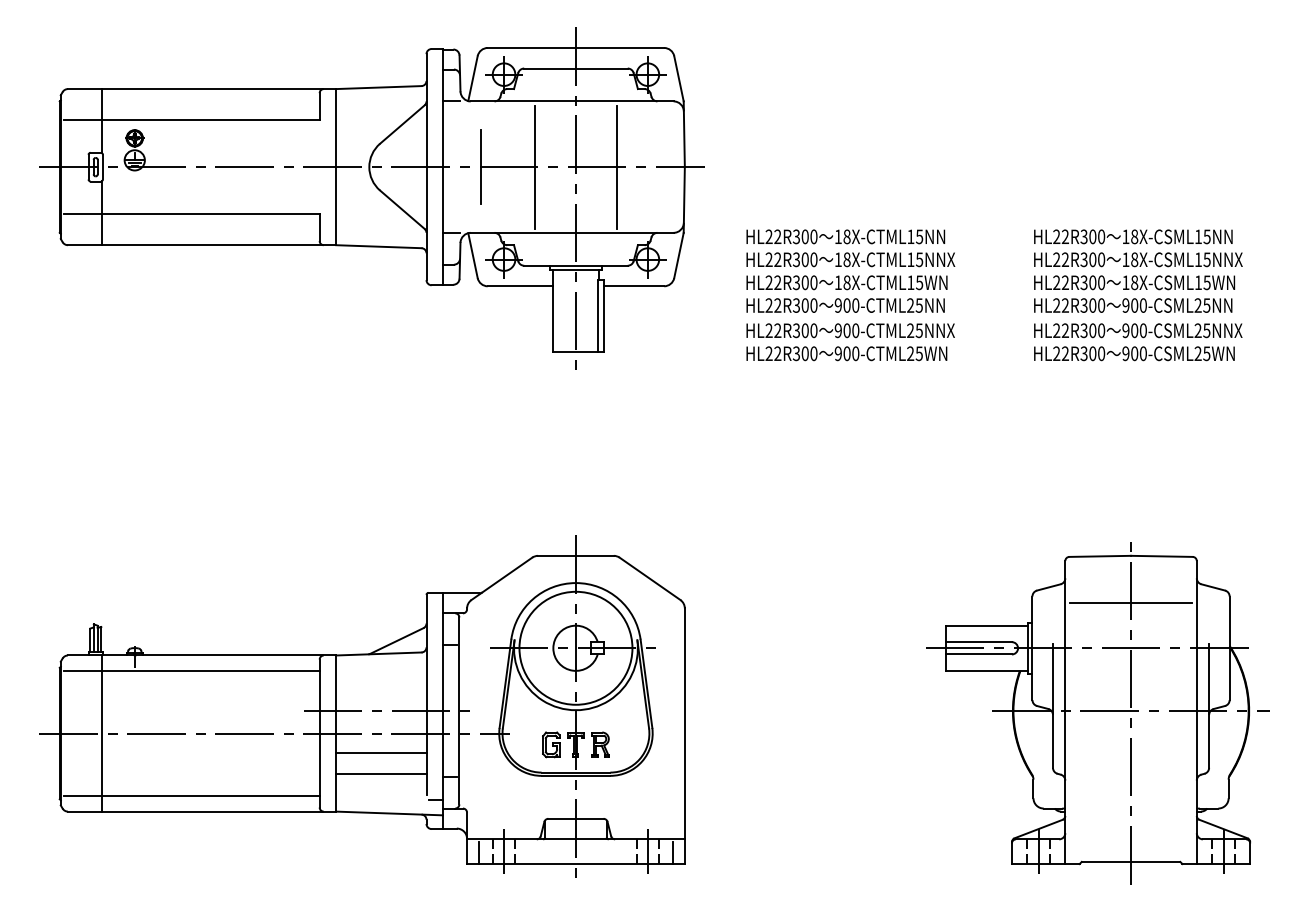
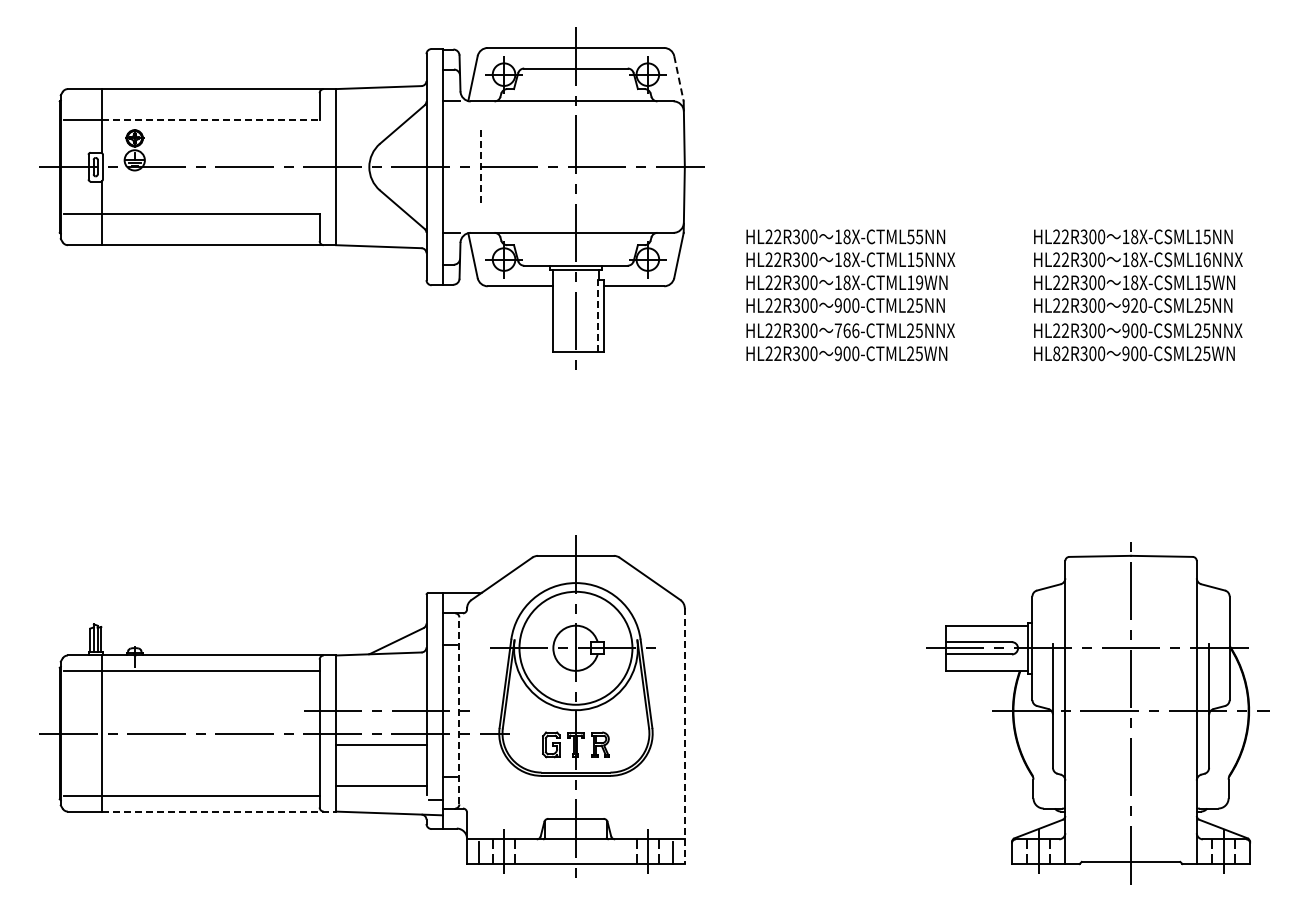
line: solid -> dashed (679, 79)
line: solid -> dashed (210, 119)
line: present -> none (534, 166)
line: present -> none (617, 166)
line: solid -> dashed (481, 167)
text: 18X-CTML15NN -> 18X-CTML55NN (910, 236)
text: 18X-CSML15NNX -> 18X-CSML16NNX (1206, 259)
text: 18X-CTML15WN -> 18X-CTML19WN (919, 282)
text: 900-CSML25NN -> 920-CSML25NN (1134, 305)
line: solid -> dashed (597, 316)
text: 900-CTML25NNX -> 766-CTML25NNX (846, 330)
text: HL22R300 -> HL82R300 (1056, 353)
line: present -> none (1130, 603)
line: solid -> dashed (459, 710)
line: solid -> dashed (684, 736)
line position: (381, 752) -> (381, 744) (381, 744)
line position: (381, 773) -> (381, 785) (381, 785)
line: solid -> dashed (219, 811)
